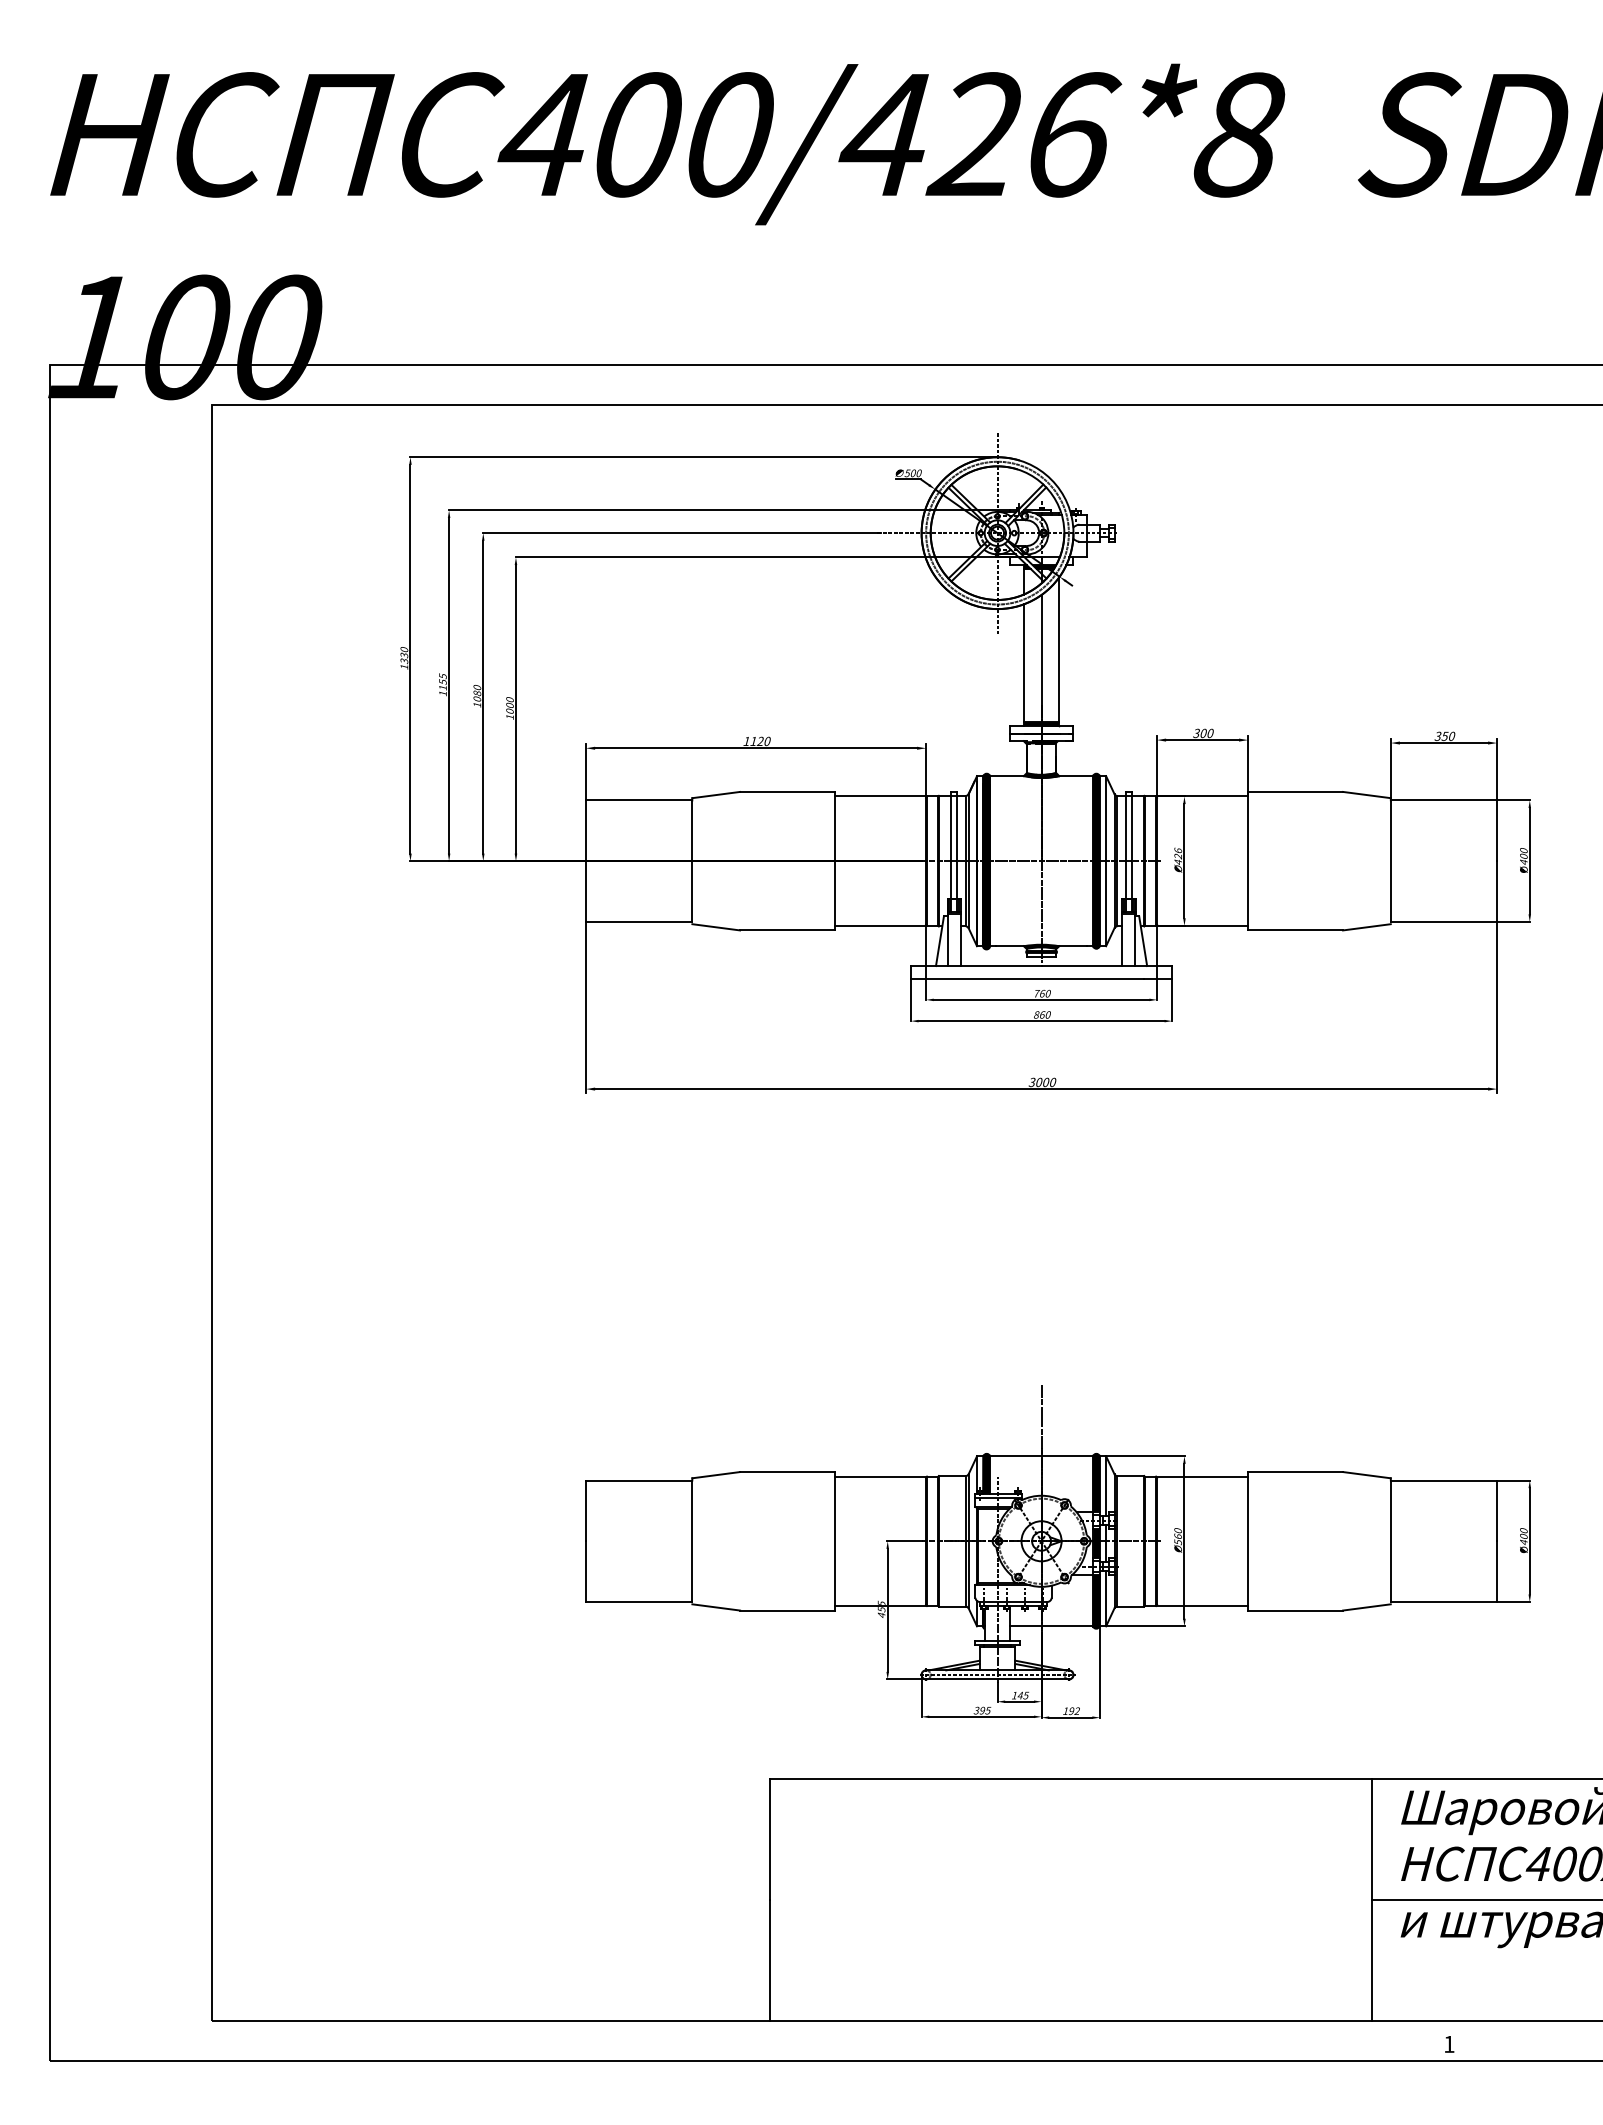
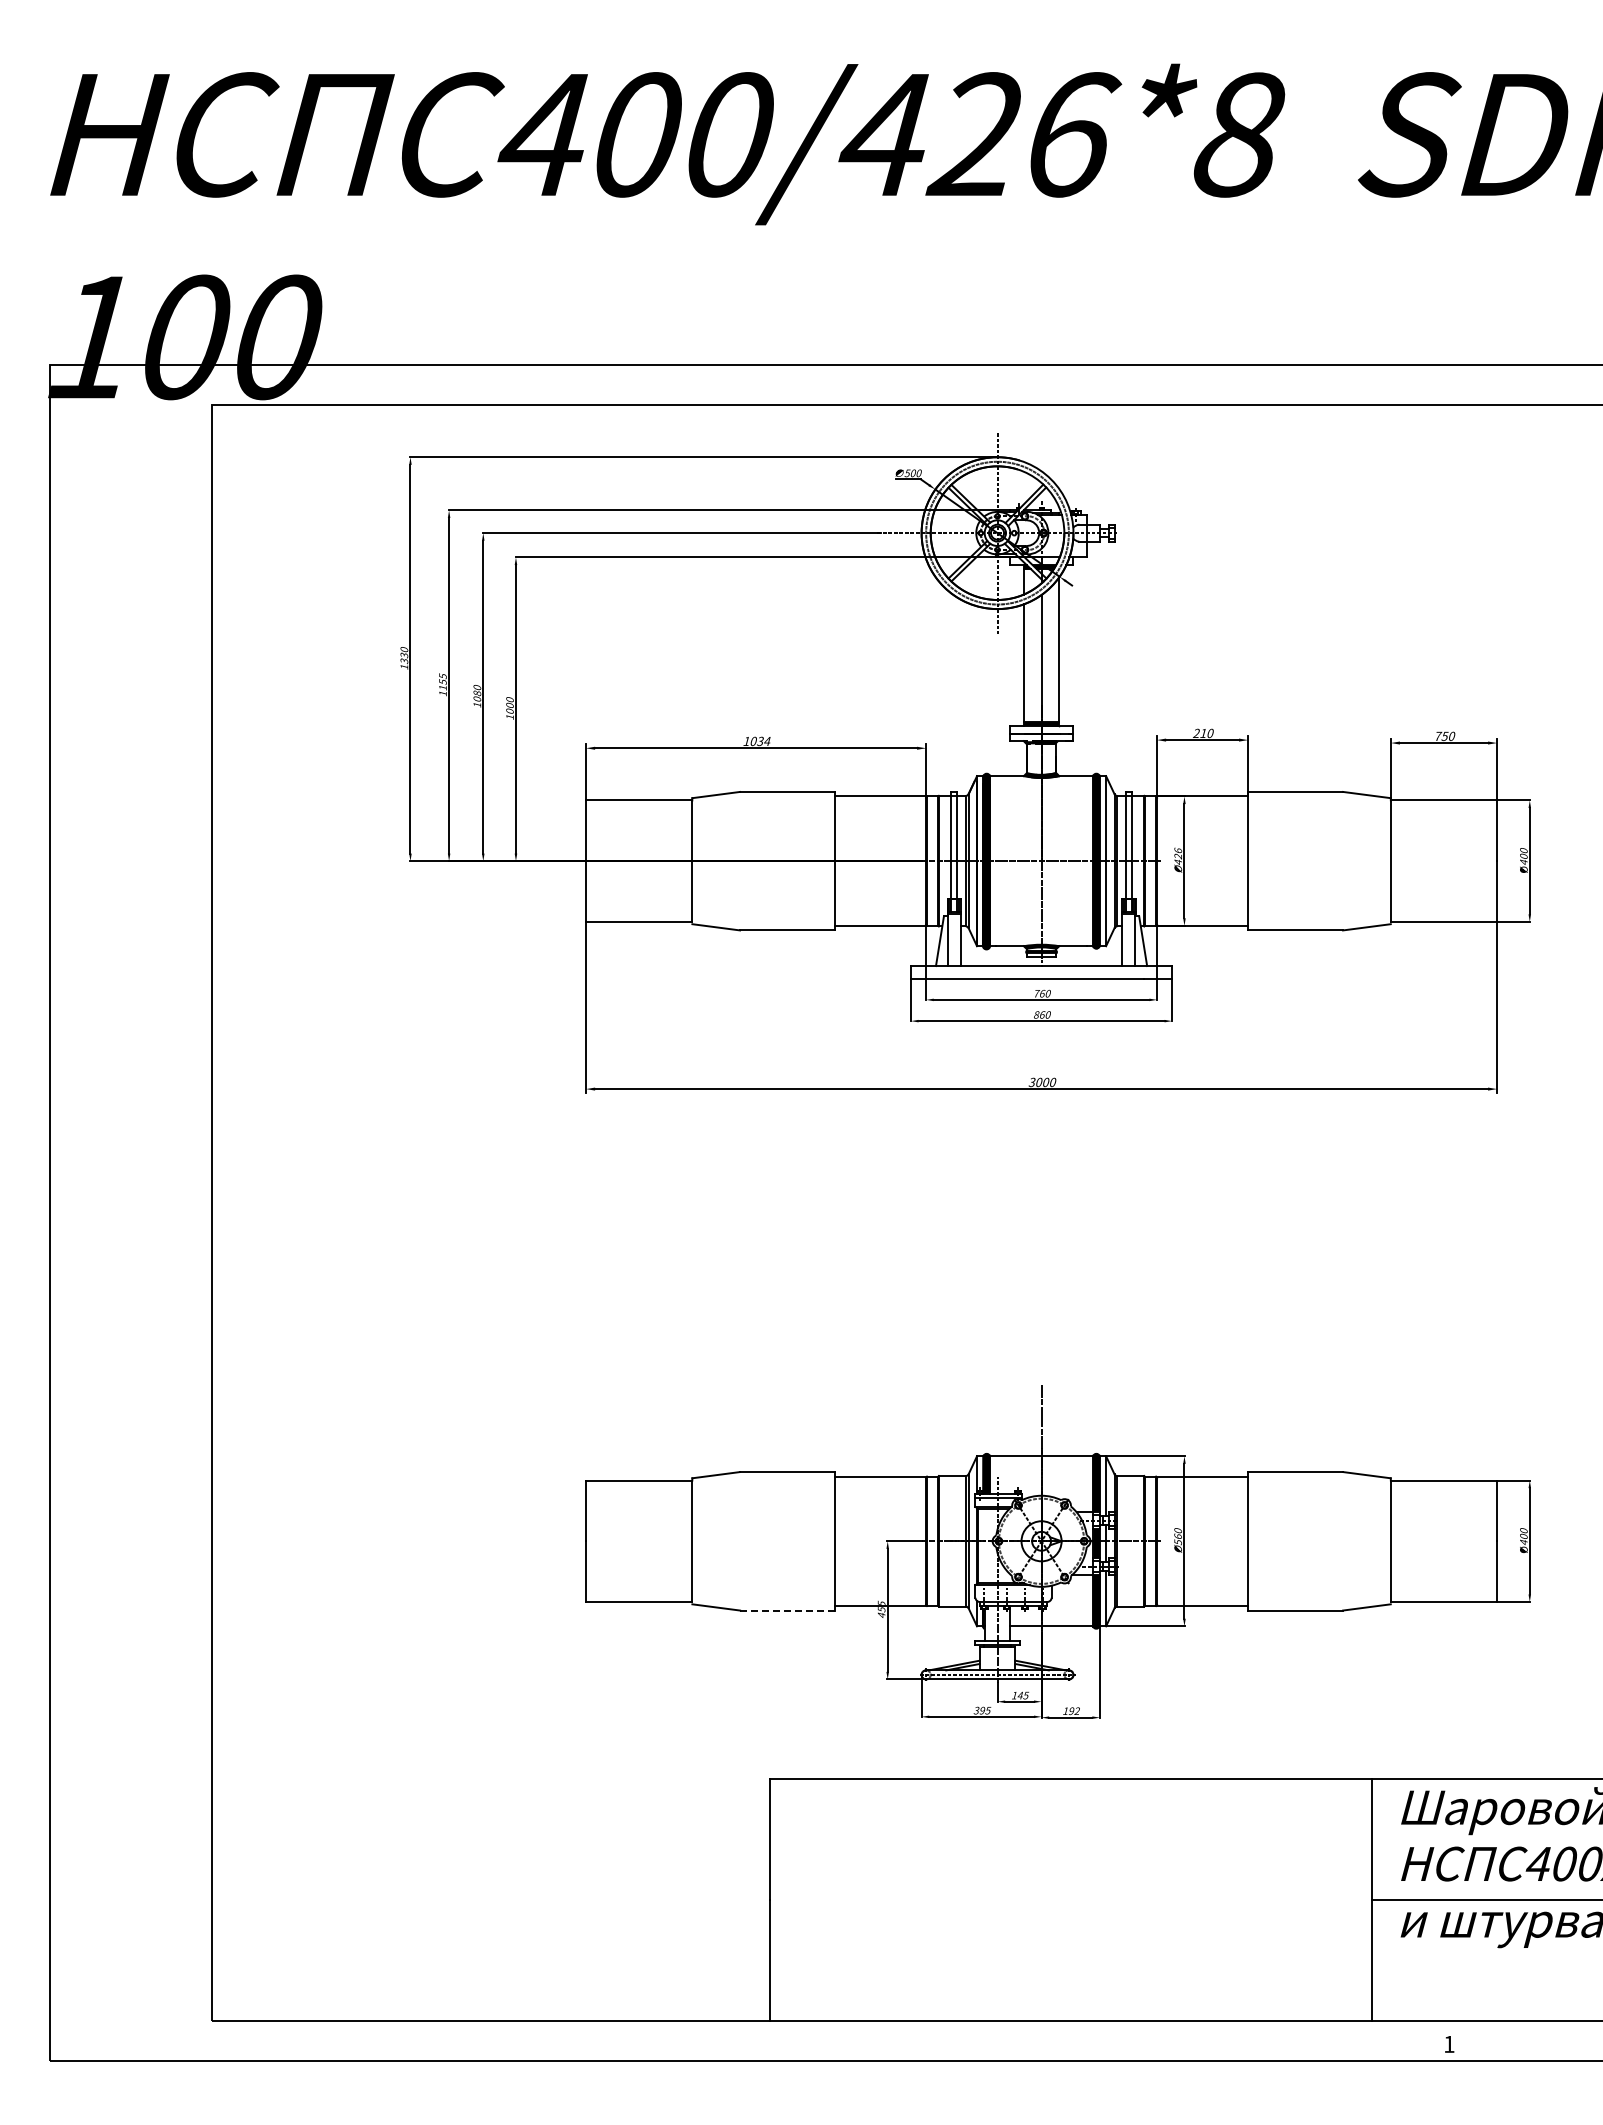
text: 300 -> 210 (1199, 733)
text: 350 -> 750 (1438, 736)
text: 1120 -> 1034 (760, 741)
line: solid -> dashed (787, 1610)
